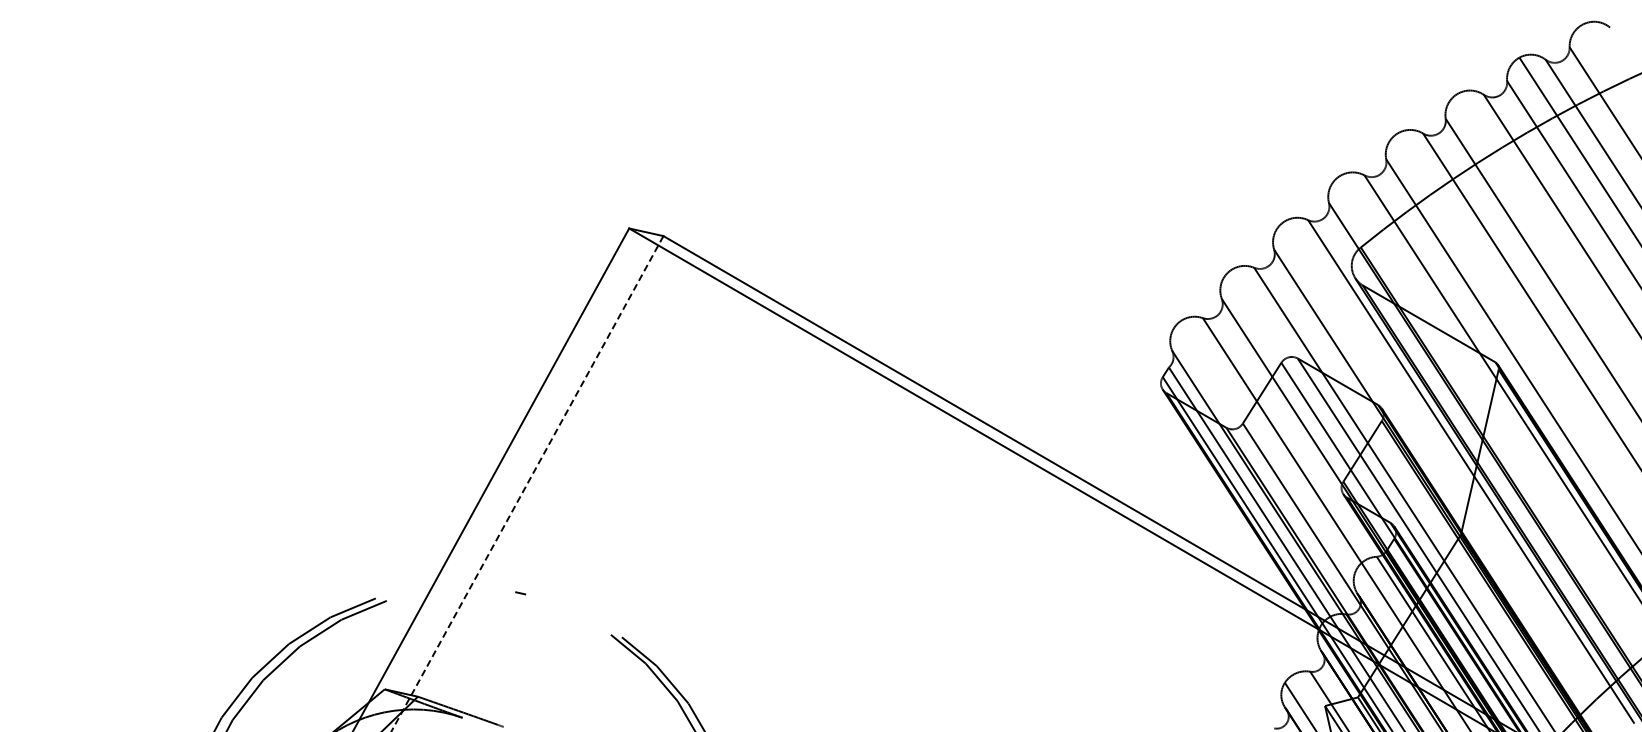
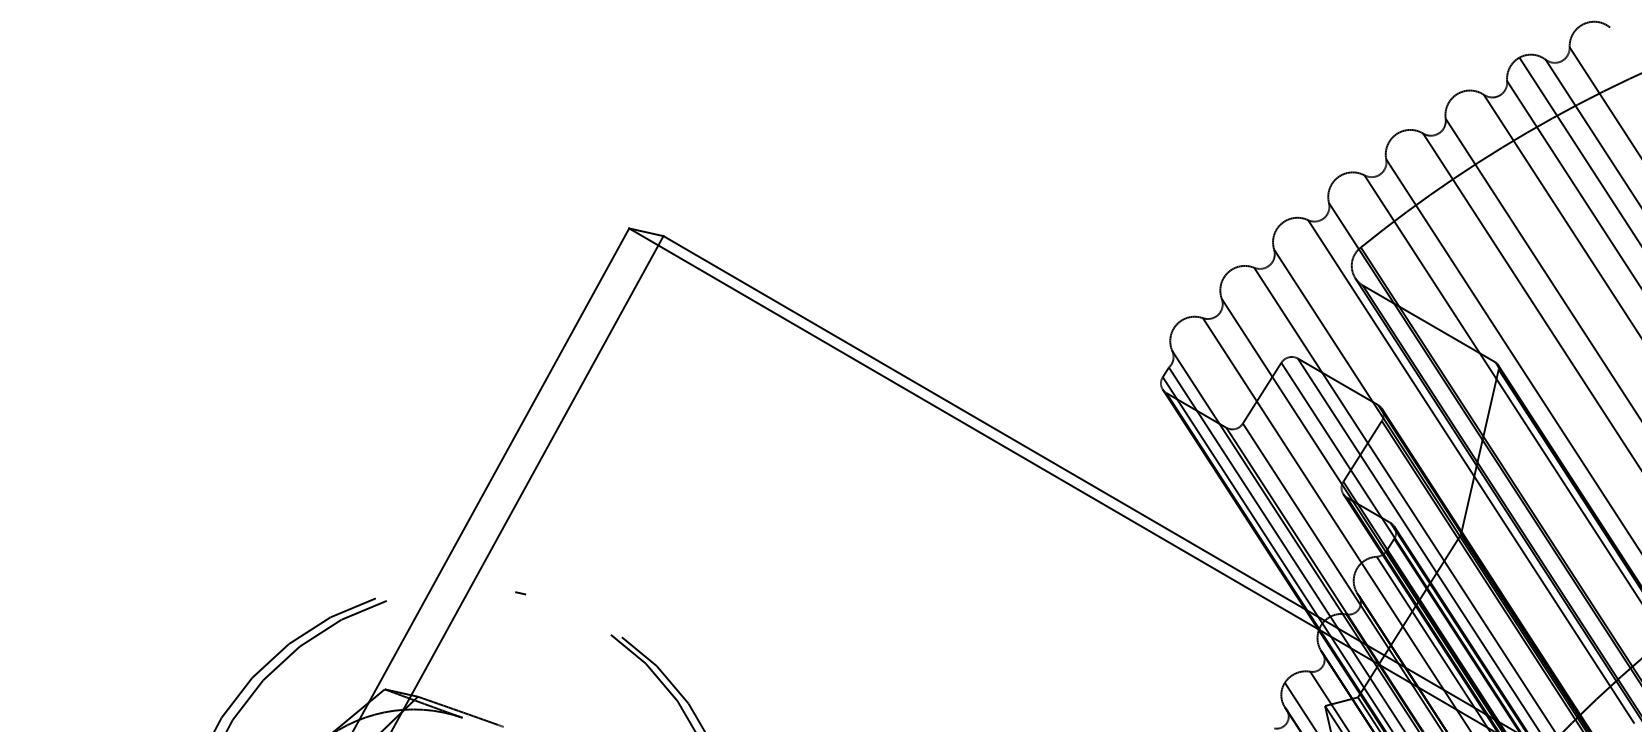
line: dashed -> solid (527, 484)
